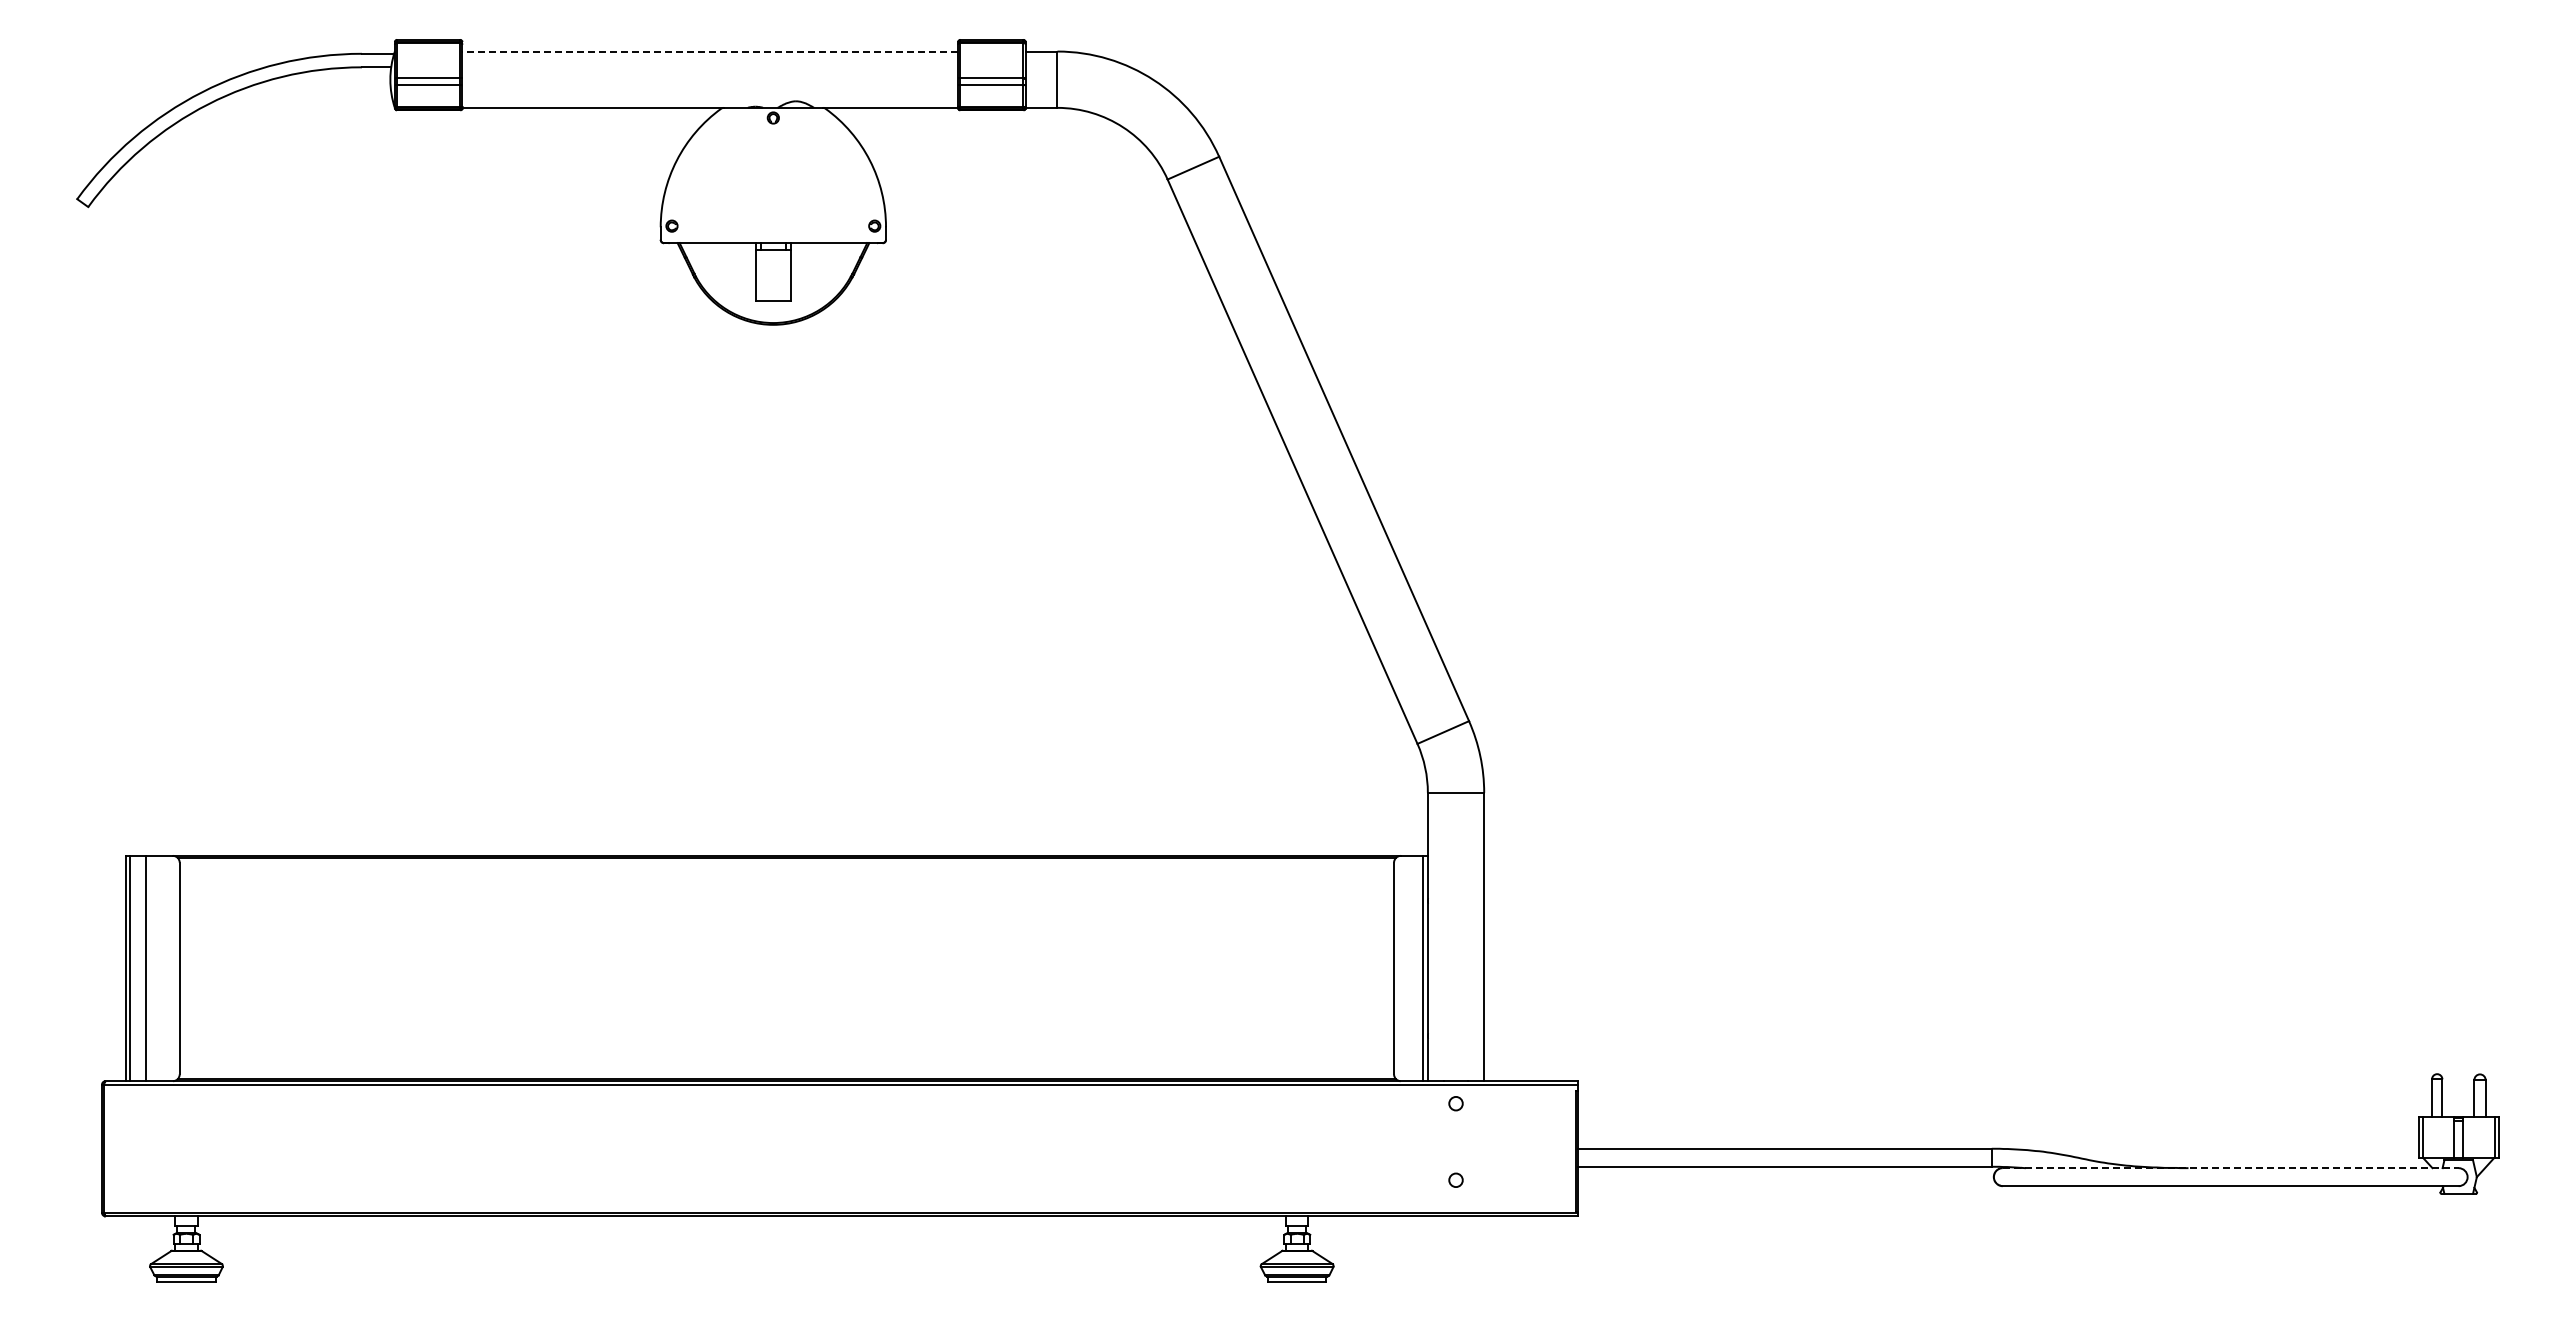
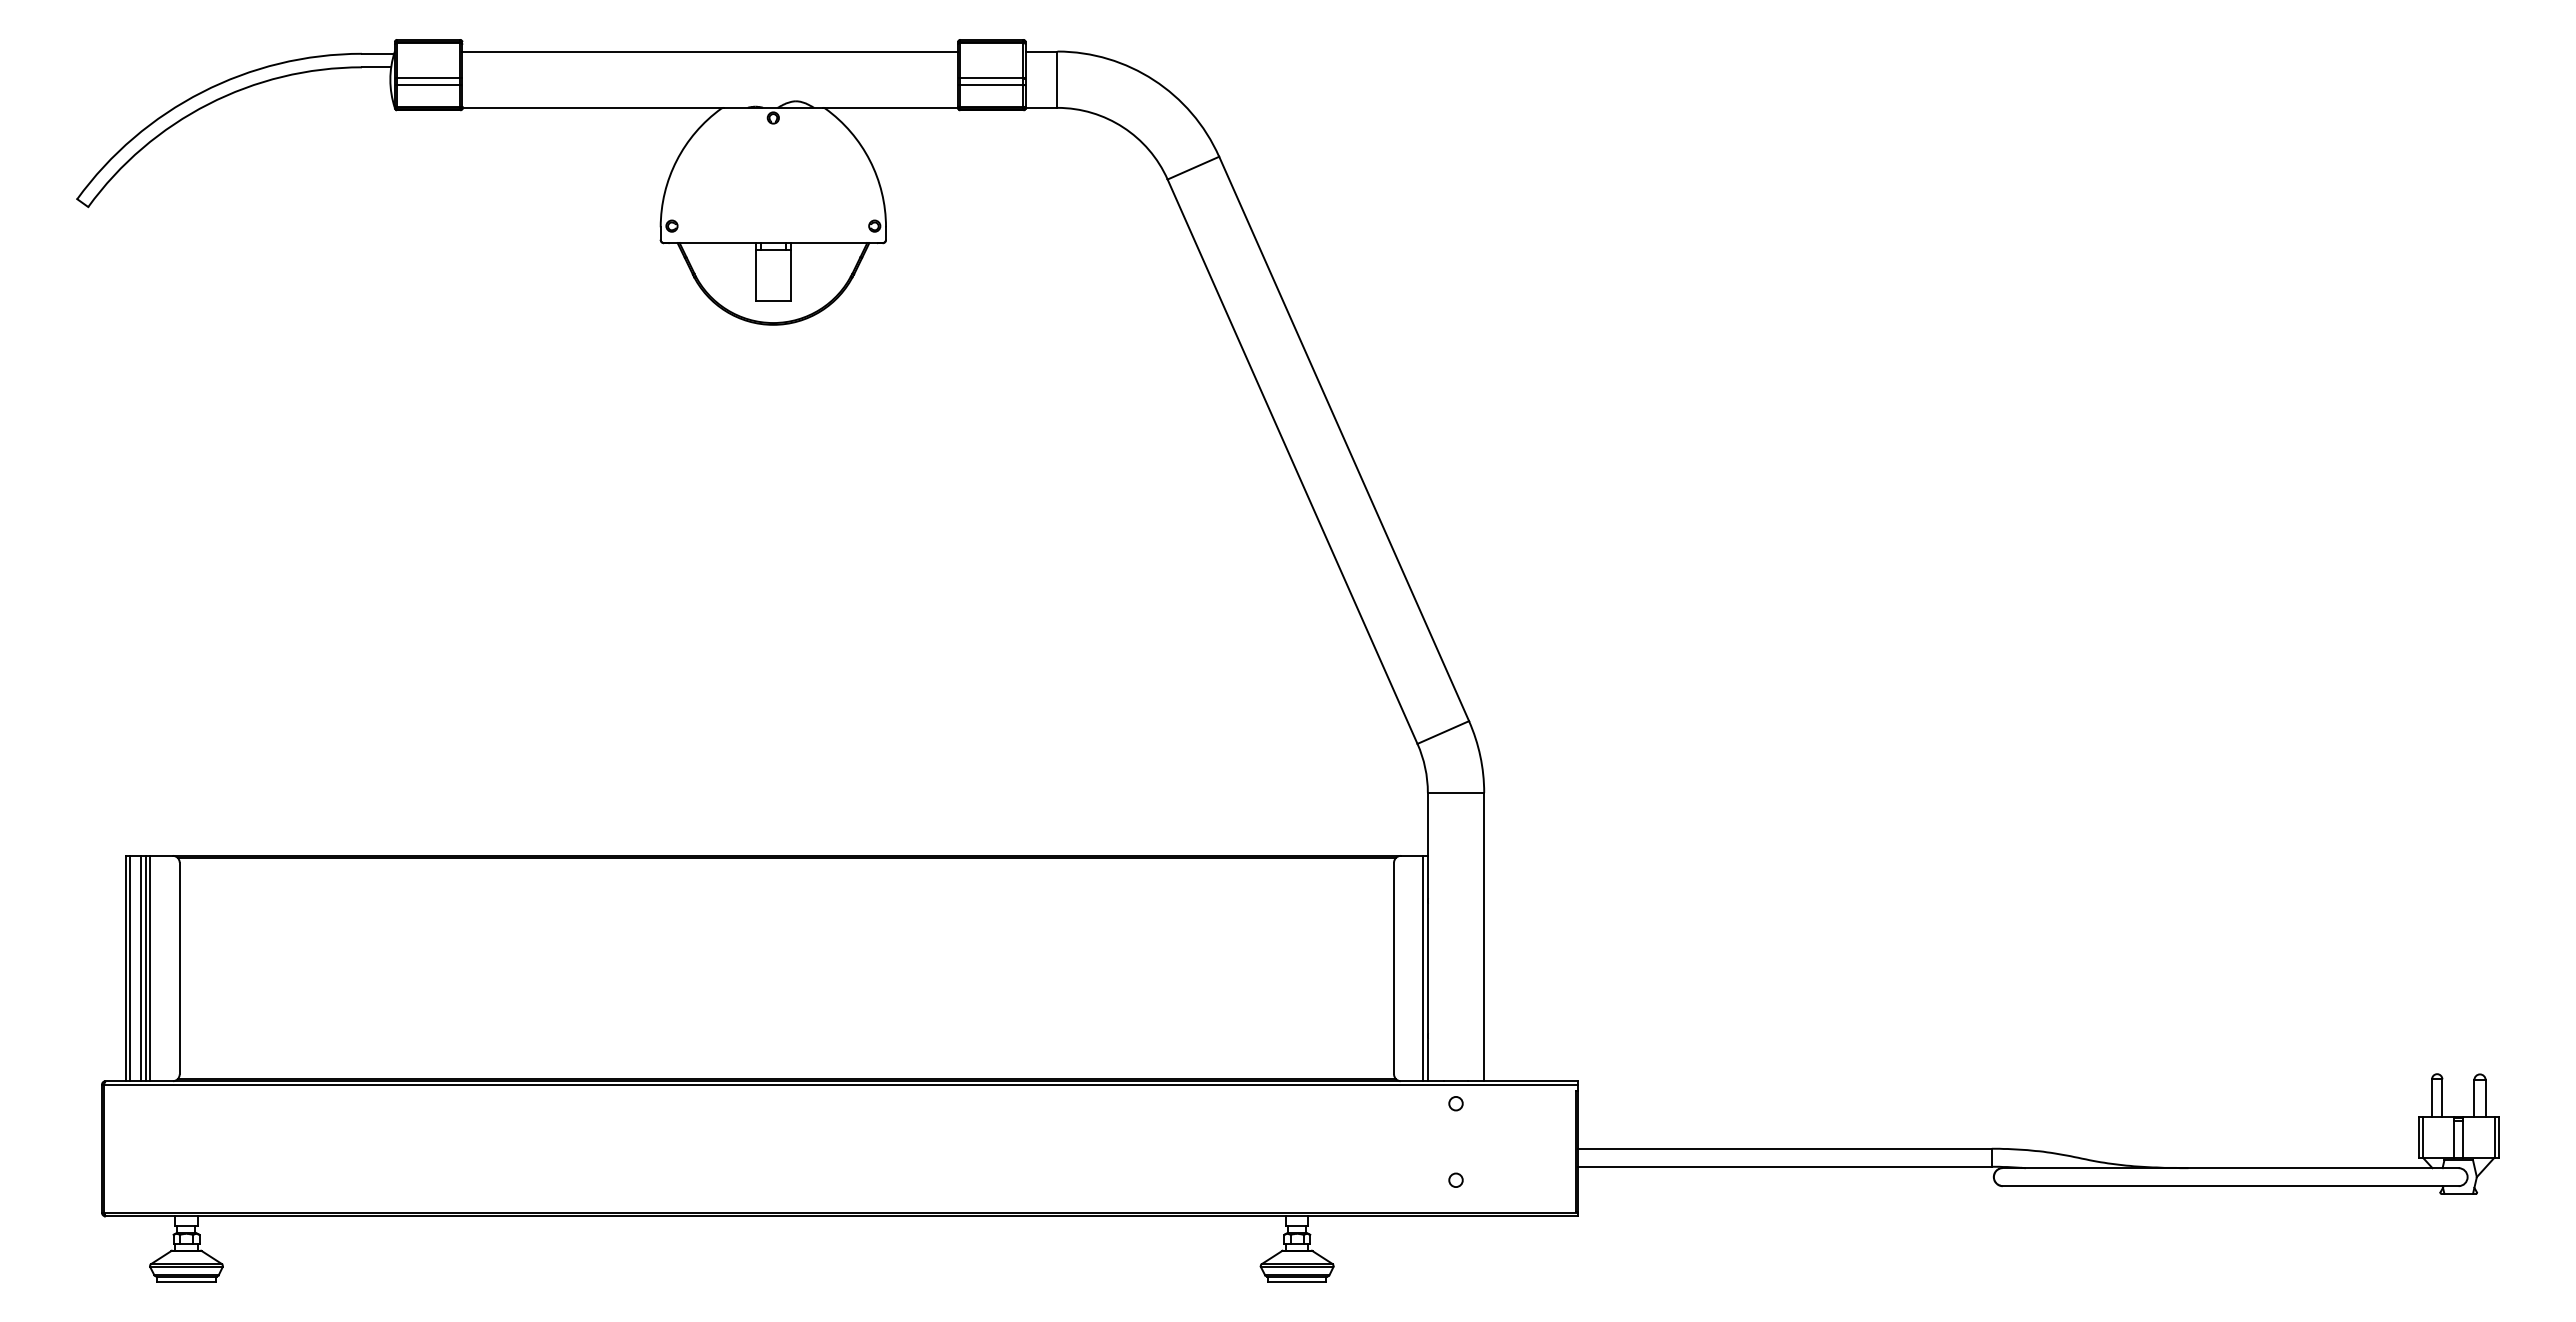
line: dashed -> solid (710, 51)
line: none -> present (141, 968)
line: none -> present (150, 968)
line: dashed -> solid (2230, 1168)
